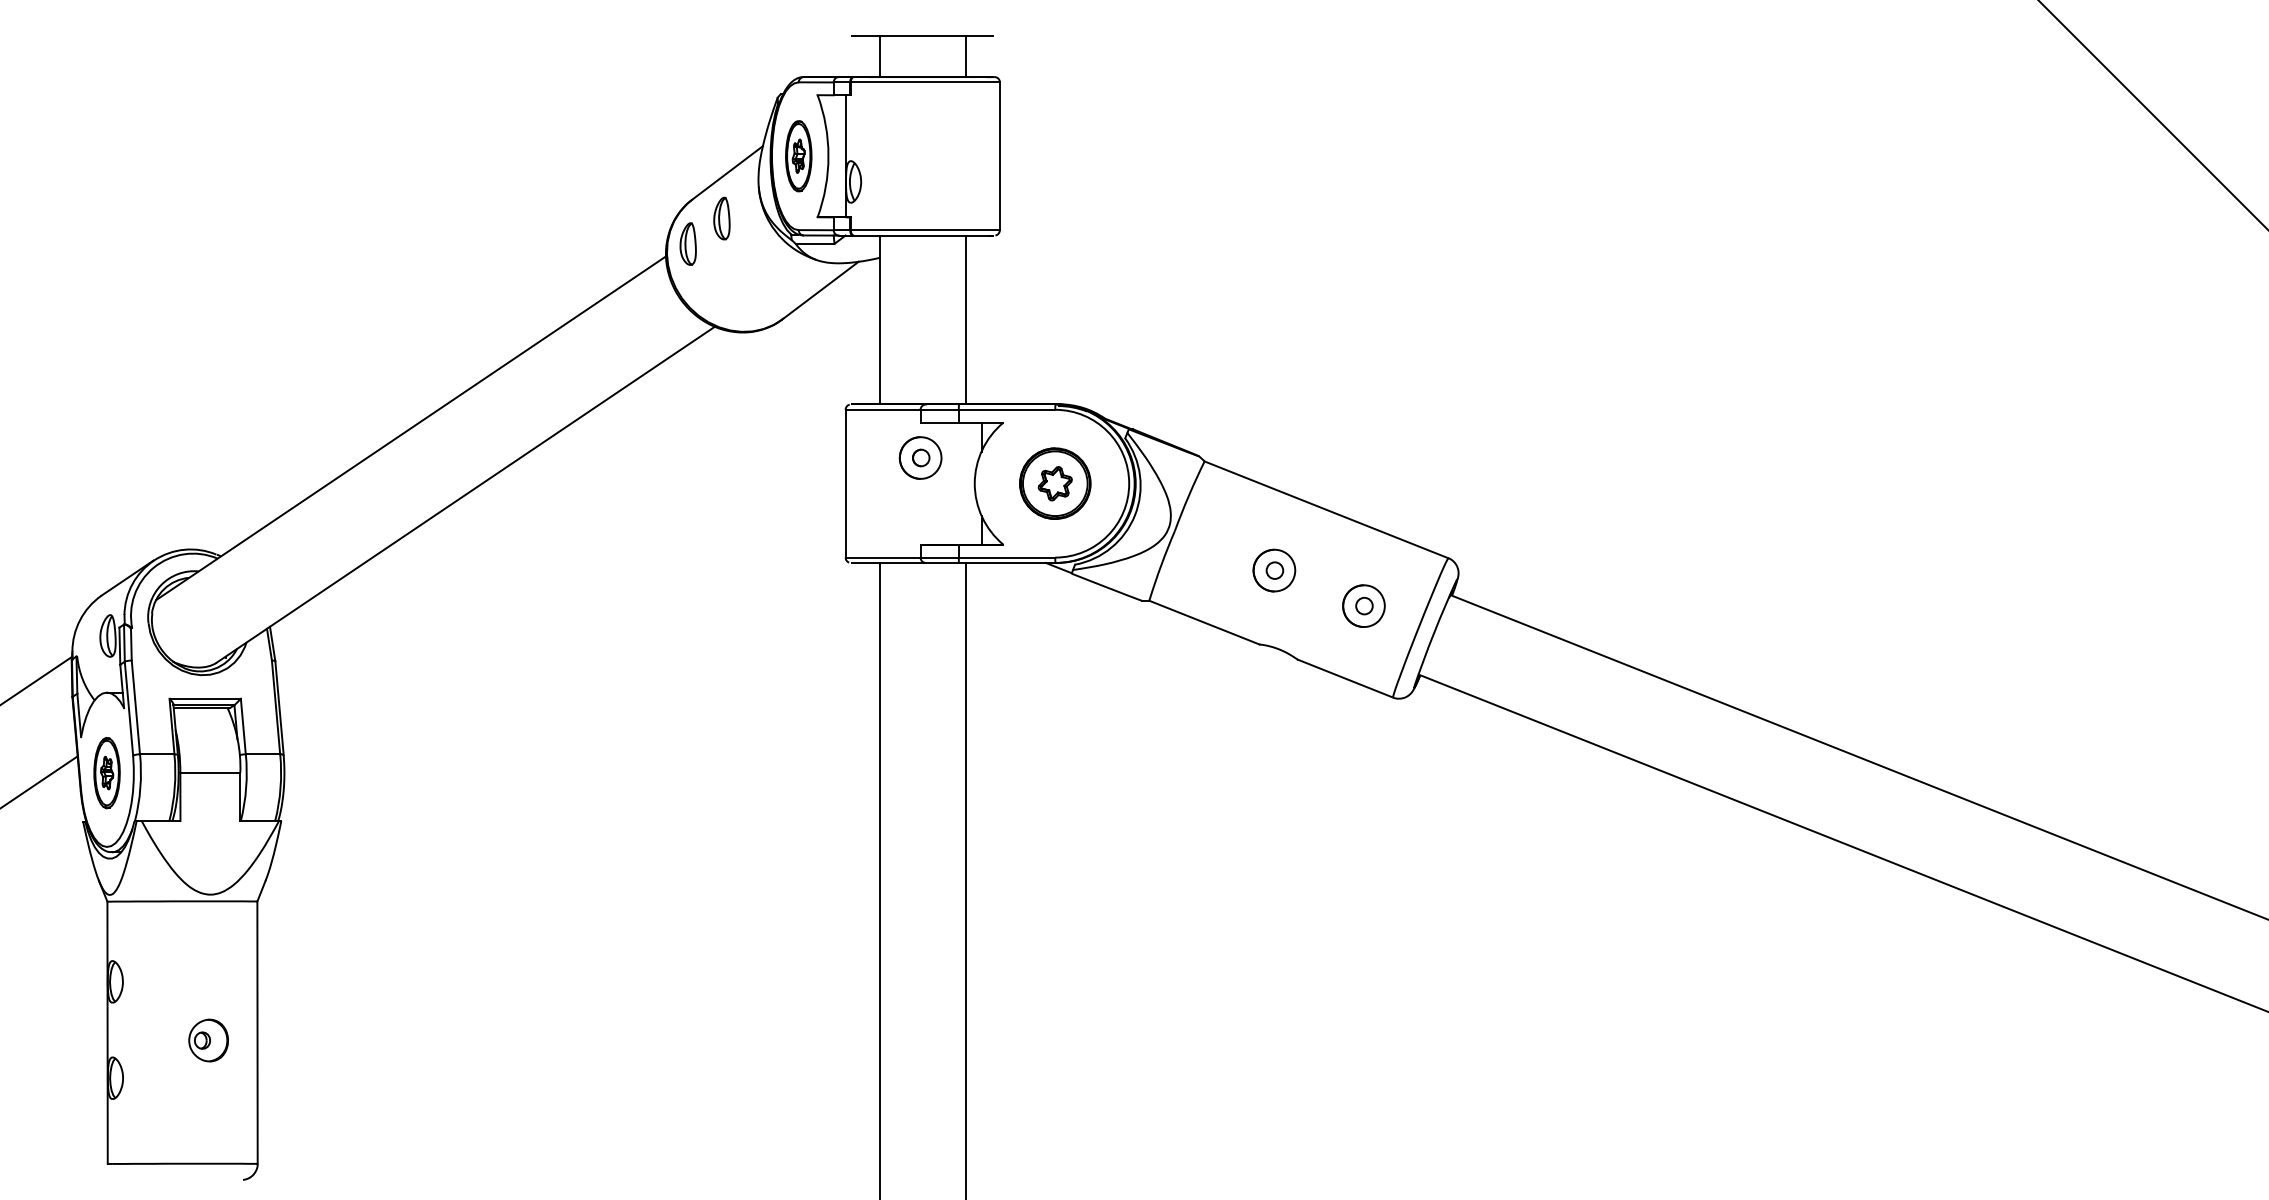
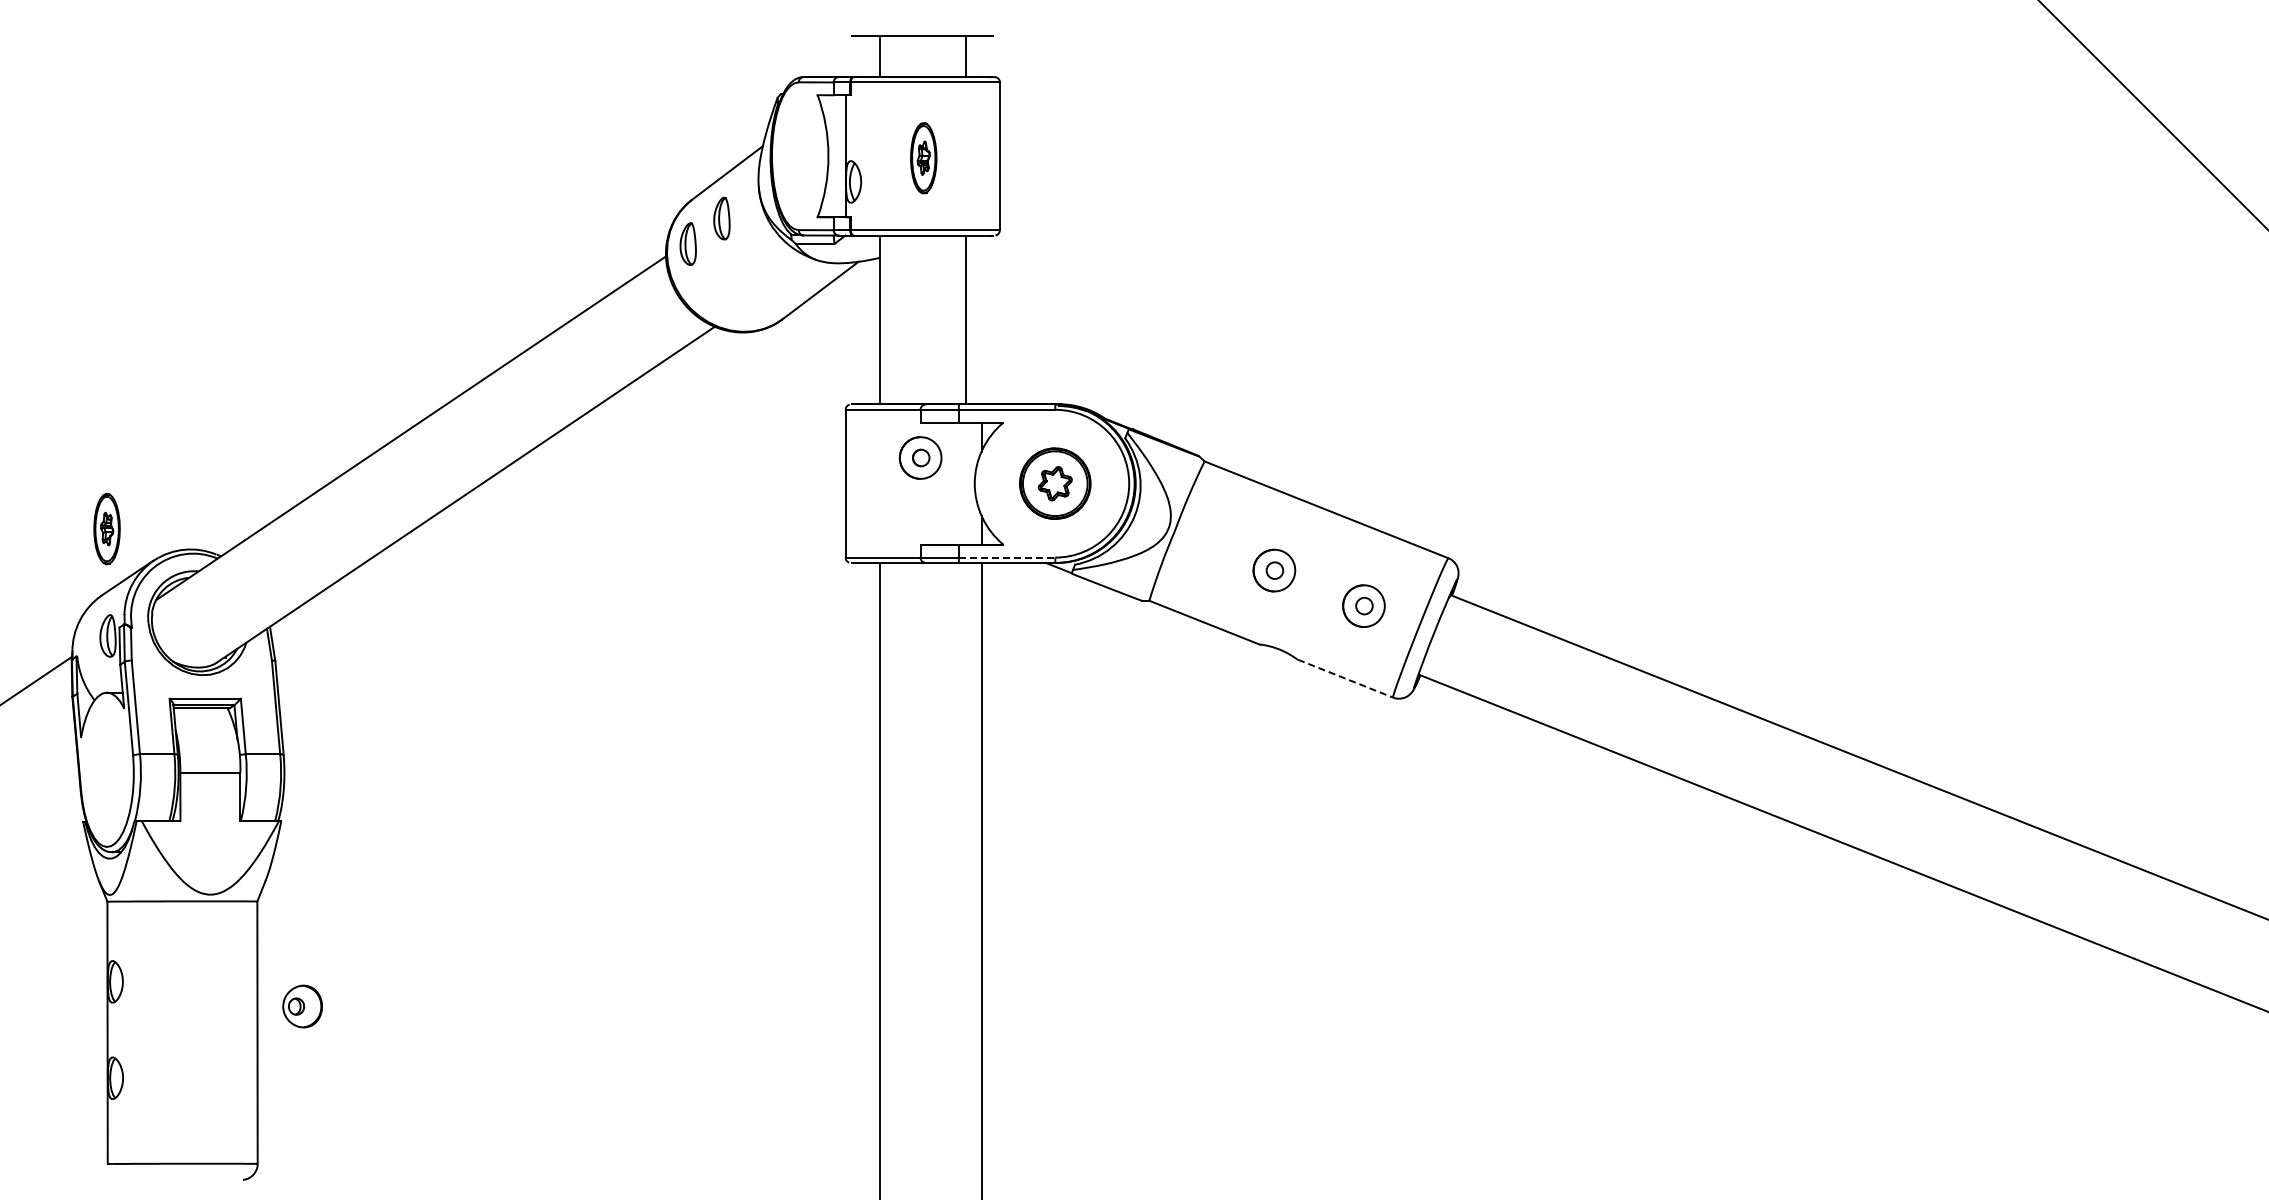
part position: (798, 156) -> (923, 158) (923, 158)
line: solid -> dashed (1007, 557)
line: solid -> dashed (1346, 678)
part position: (106, 773) -> (106, 529) (106, 529)
line: present -> none (39, 781)
line position: (965, 879) -> (981, 879) (981, 879)
part position: (208, 1040) -> (302, 1006) (302, 1006)
